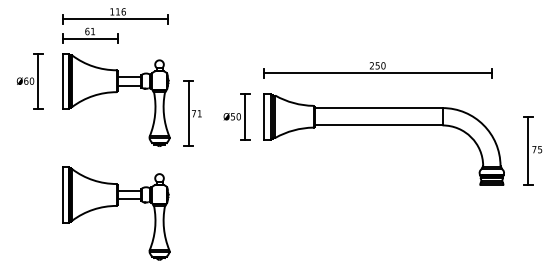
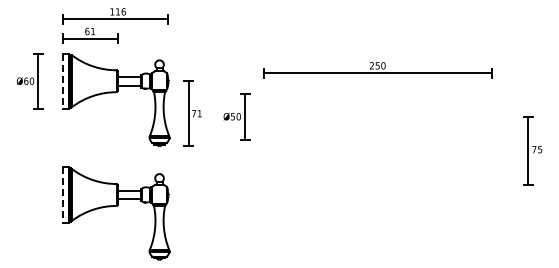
line: solid -> dashed (62, 81)
part: present -> none (383, 125)
line: solid -> dashed (62, 194)
